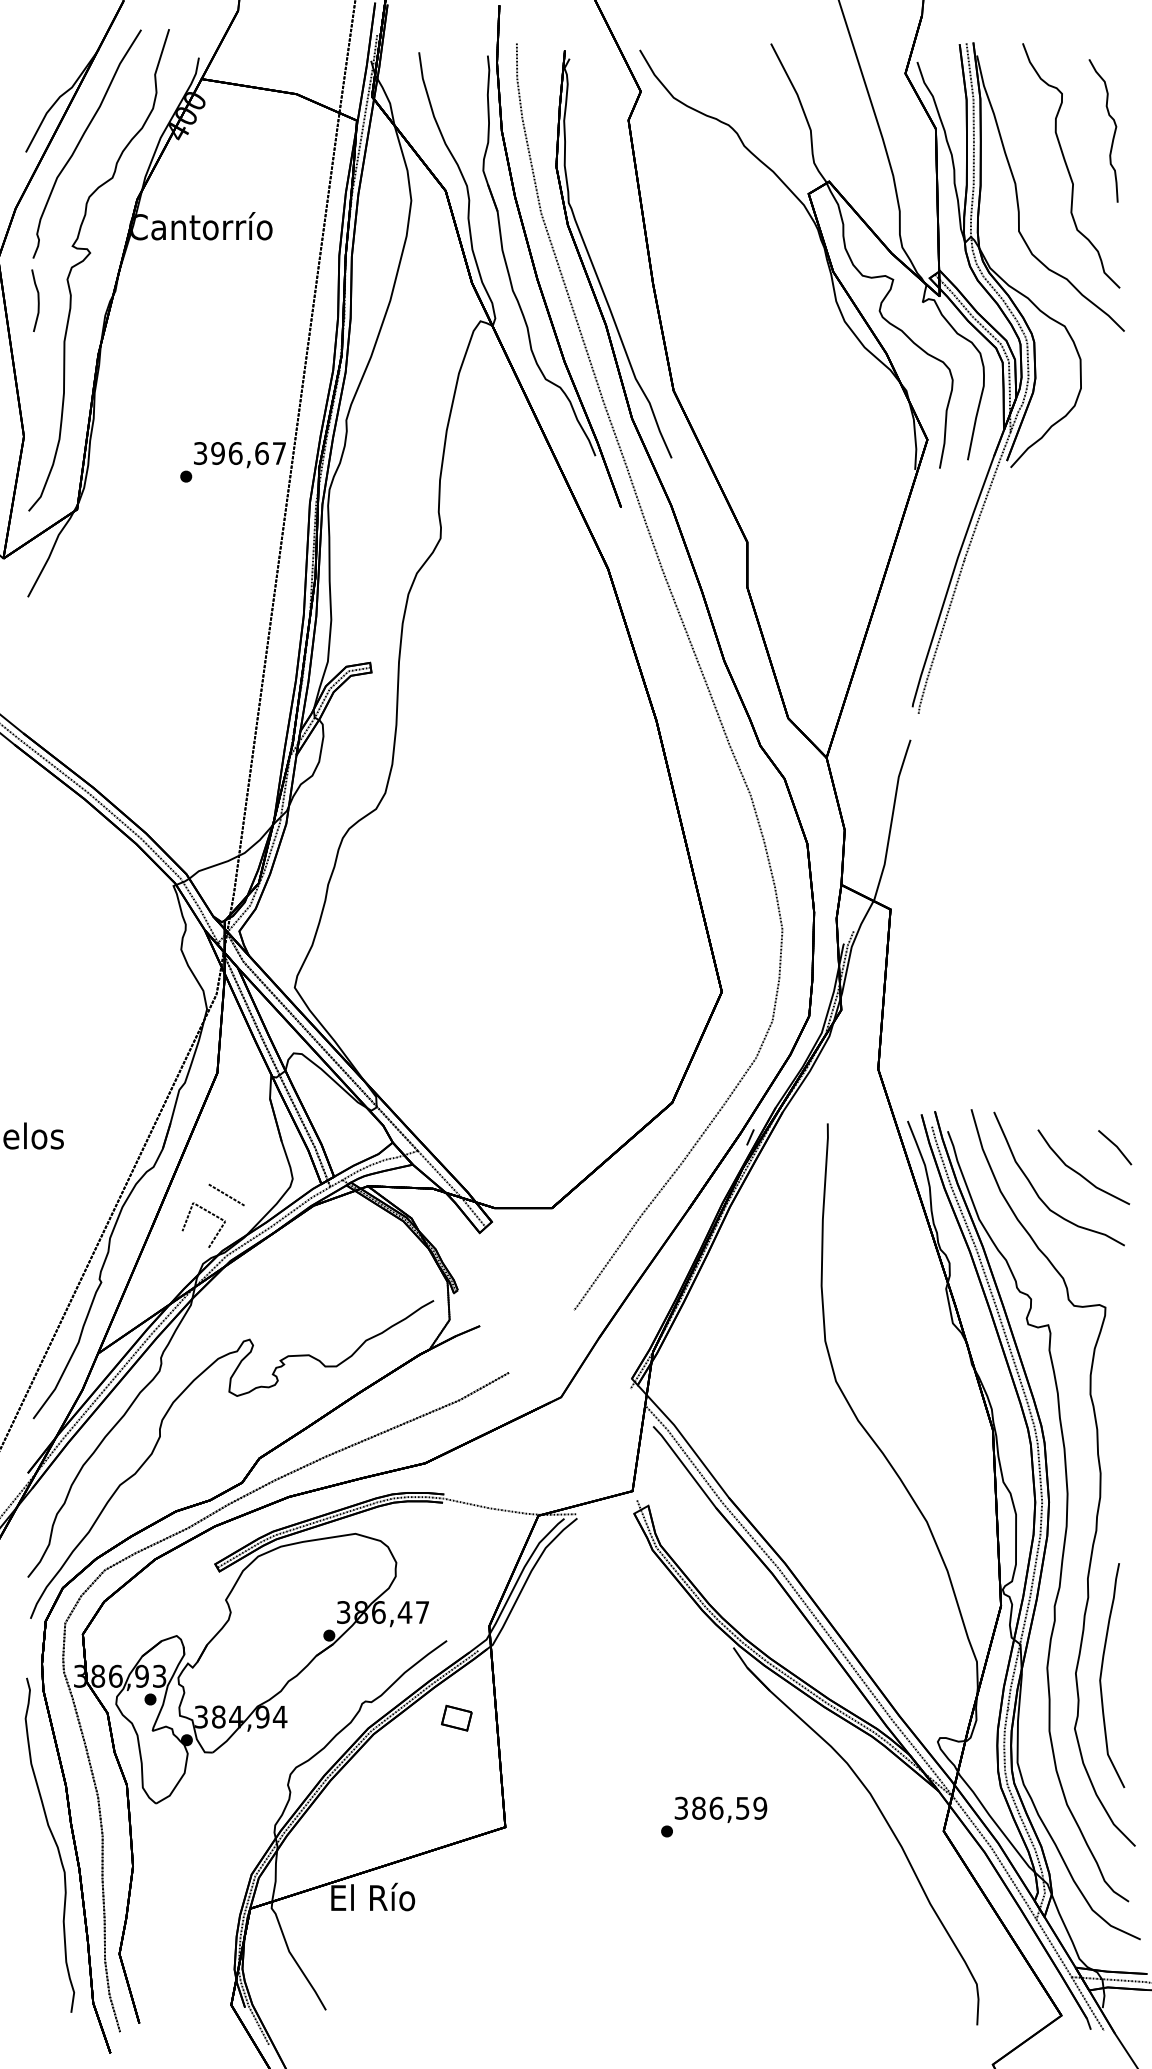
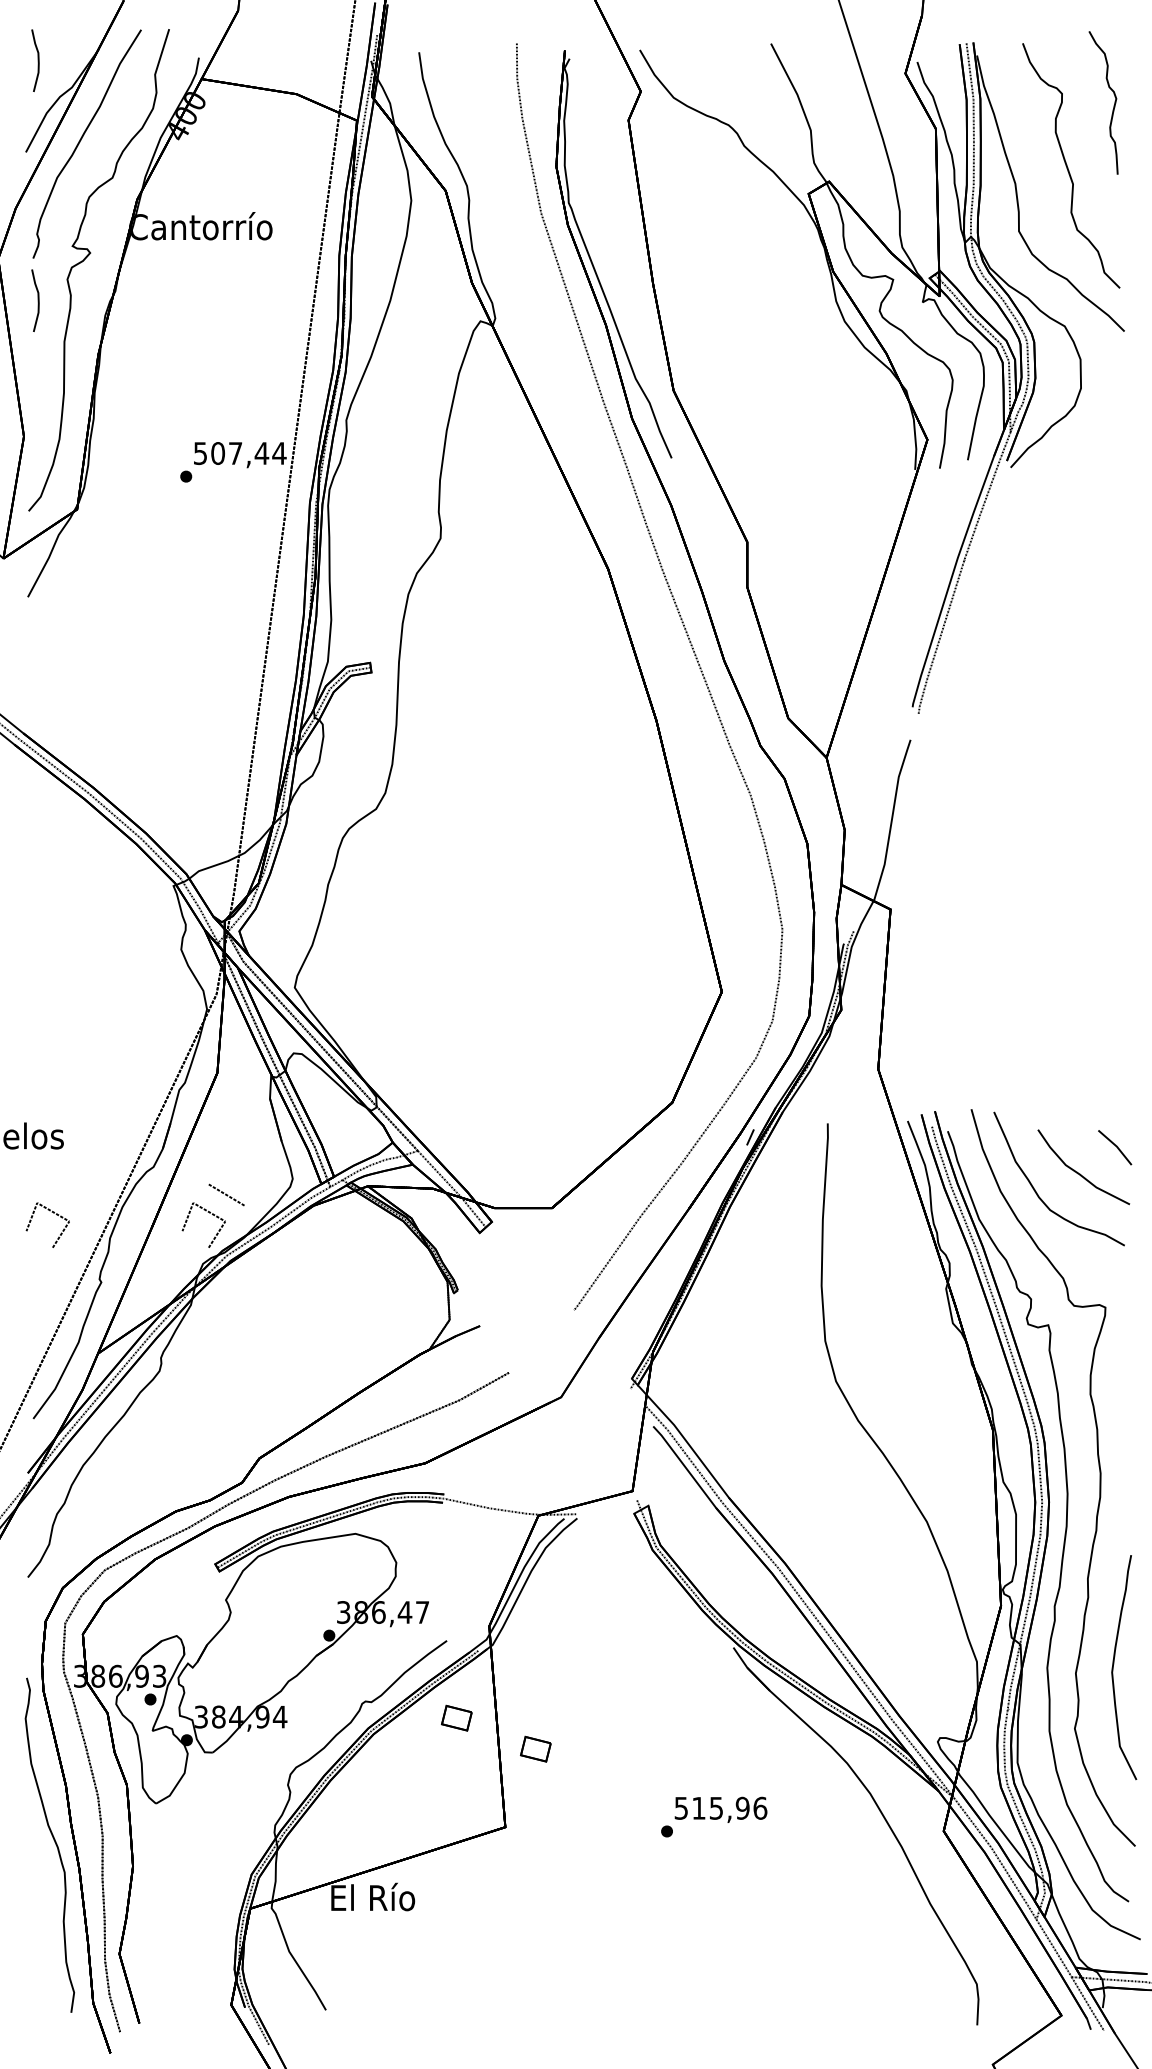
curve: none -> present (37, 60)
part position: (1113, 133) -> (1113, 105) (1113, 105)
part: present -> none (533, 259)
text: 396,67 -> 507,44 (240, 453)
line: none -> present (53, 1213)
curve: present -> none (235, 1396)
curve position: (1102, 1672) -> (1114, 1664) (1114, 1664)
part: none -> present (535, 1748)
text: 386,59 -> 515,96 (721, 1807)
